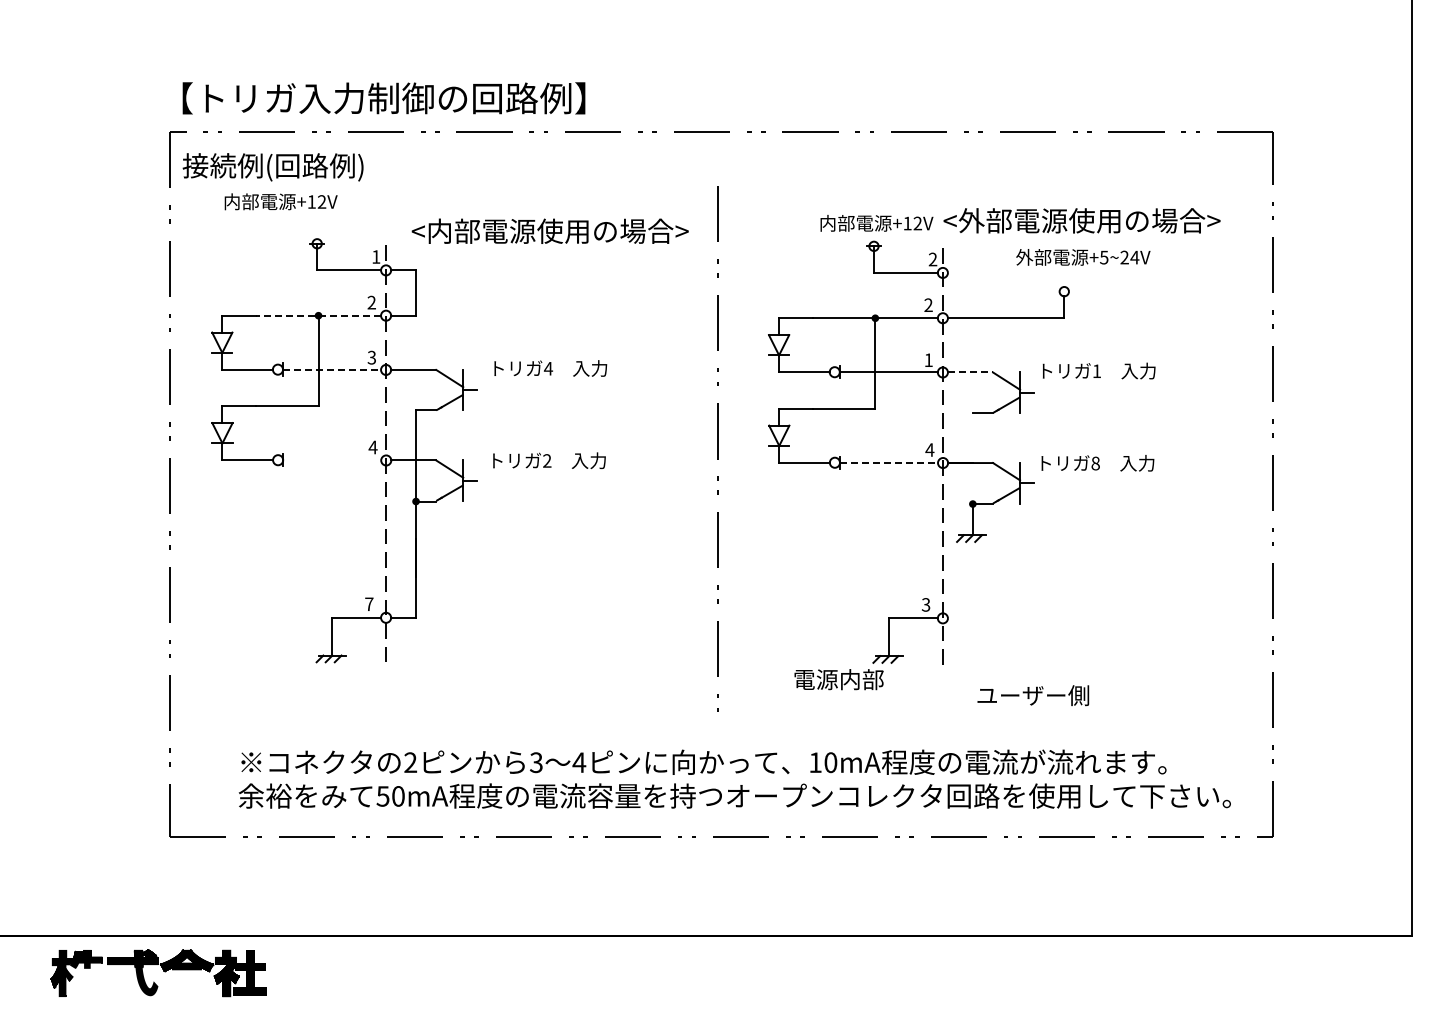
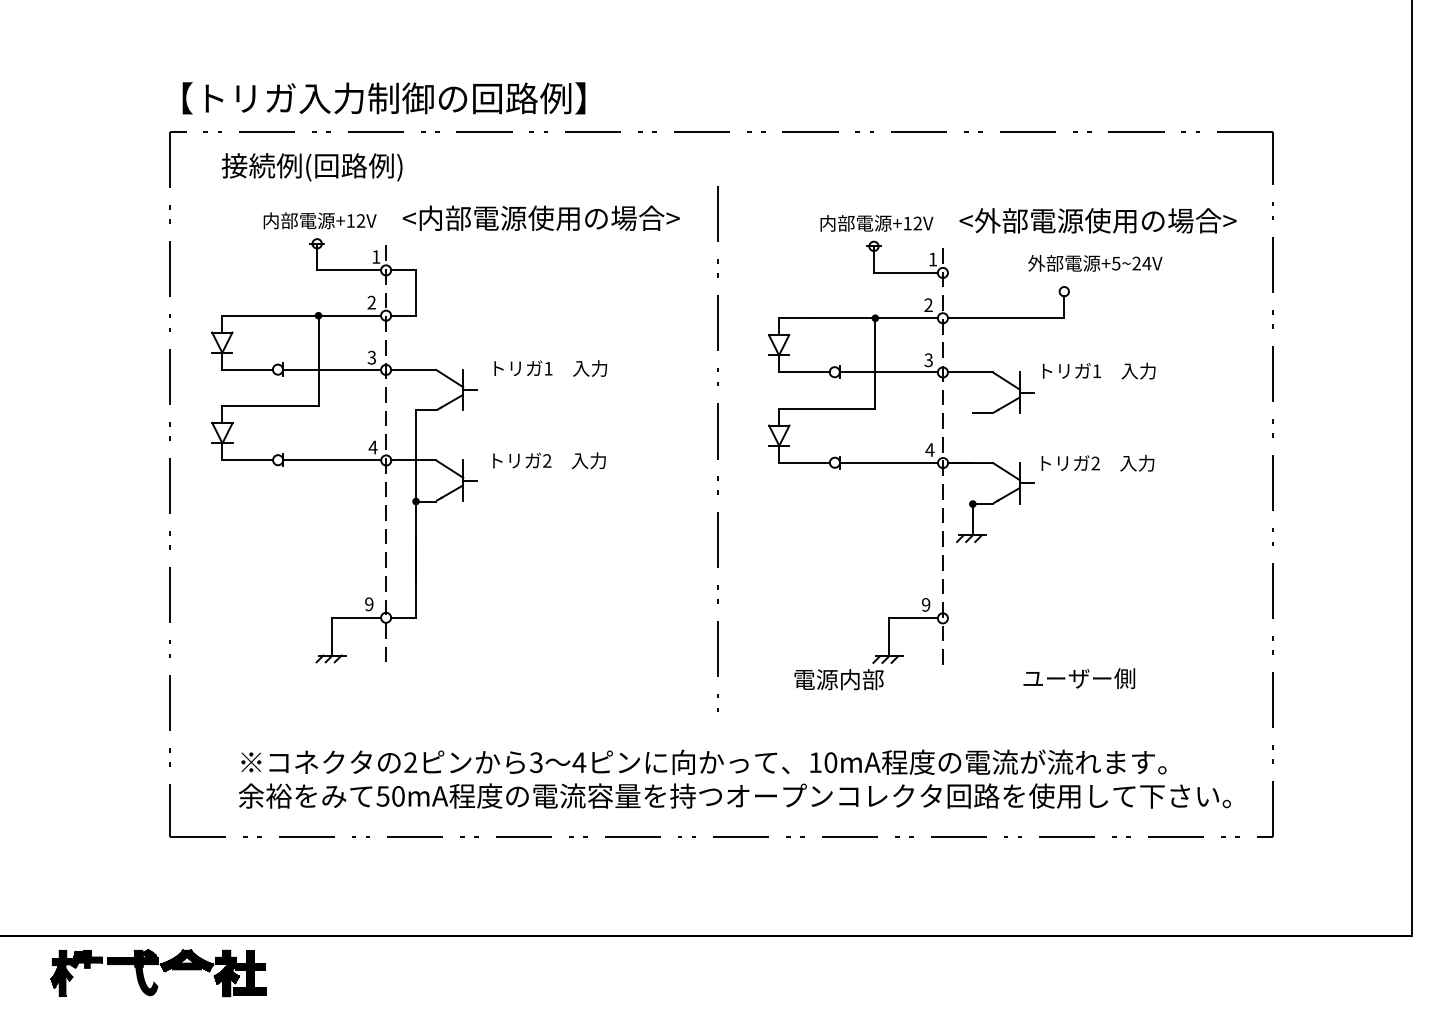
text position: (272, 167) -> (311, 167) (311, 167)
text position: (280, 201) -> (319, 220) (319, 220)
text position: (1081, 220) -> (1097, 220) (1097, 220)
text position: (549, 230) -> (540, 217) (540, 217)
text position: (1083, 257) -> (1095, 263) (1095, 263)
text: 2 -> 1 (932, 259)
line: dashed -> solid (318, 315)
text: 1 -> 3 (928, 360)
text: 4 -> 1 (548, 368)
line: dashed -> solid (332, 369)
line: dashed -> solid (970, 372)
line: none -> present (332, 460)
line: dashed -> solid (889, 463)
text: 8 -> 2 (1095, 463)
text: 7 -> 9 (369, 604)
text: 3 -> 9 (926, 604)
text position: (1033, 695) -> (1079, 678) (1079, 678)
